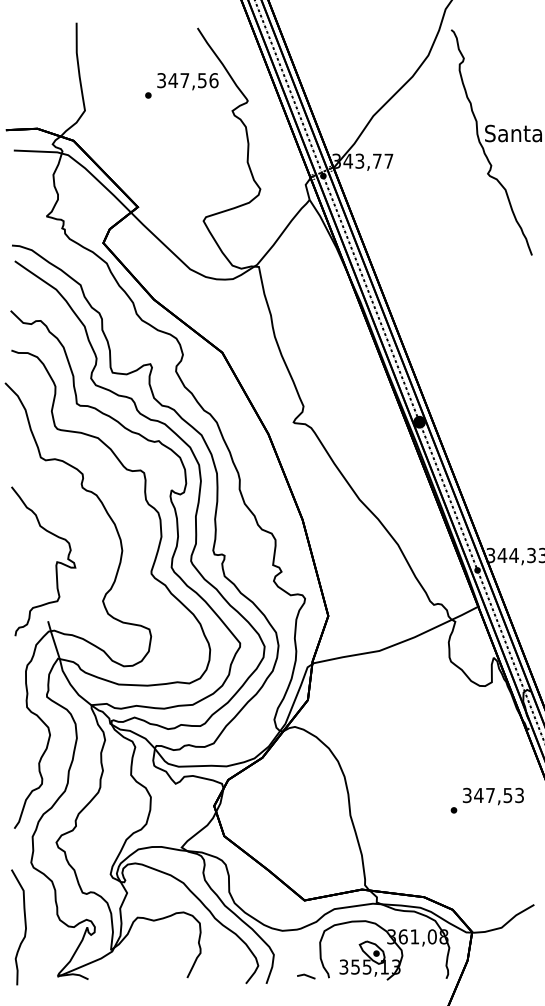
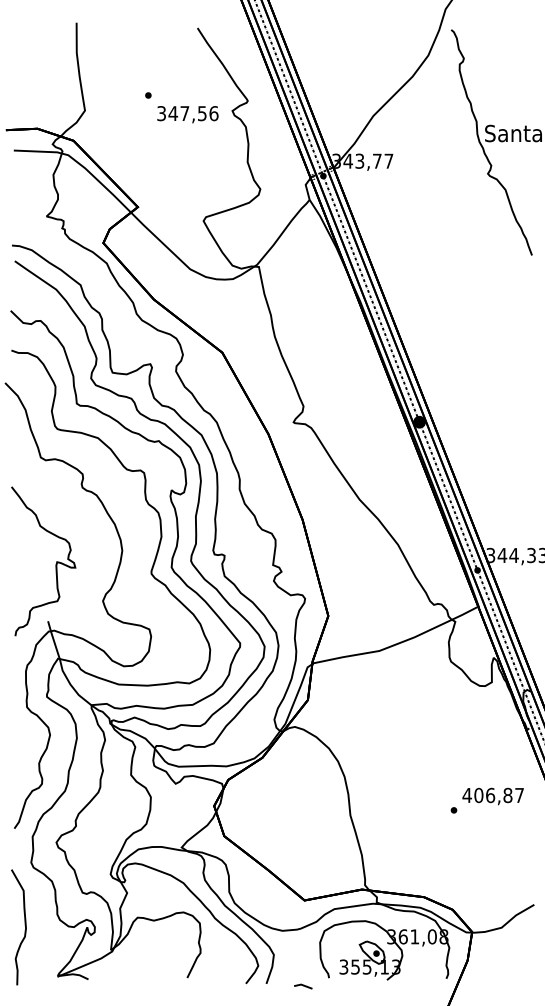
text position: (187, 81) -> (187, 114) (187, 114)
text: 347,53 -> 406,87 (492, 795)
line position: (306, 976) -> (303, 986) (303, 986)
